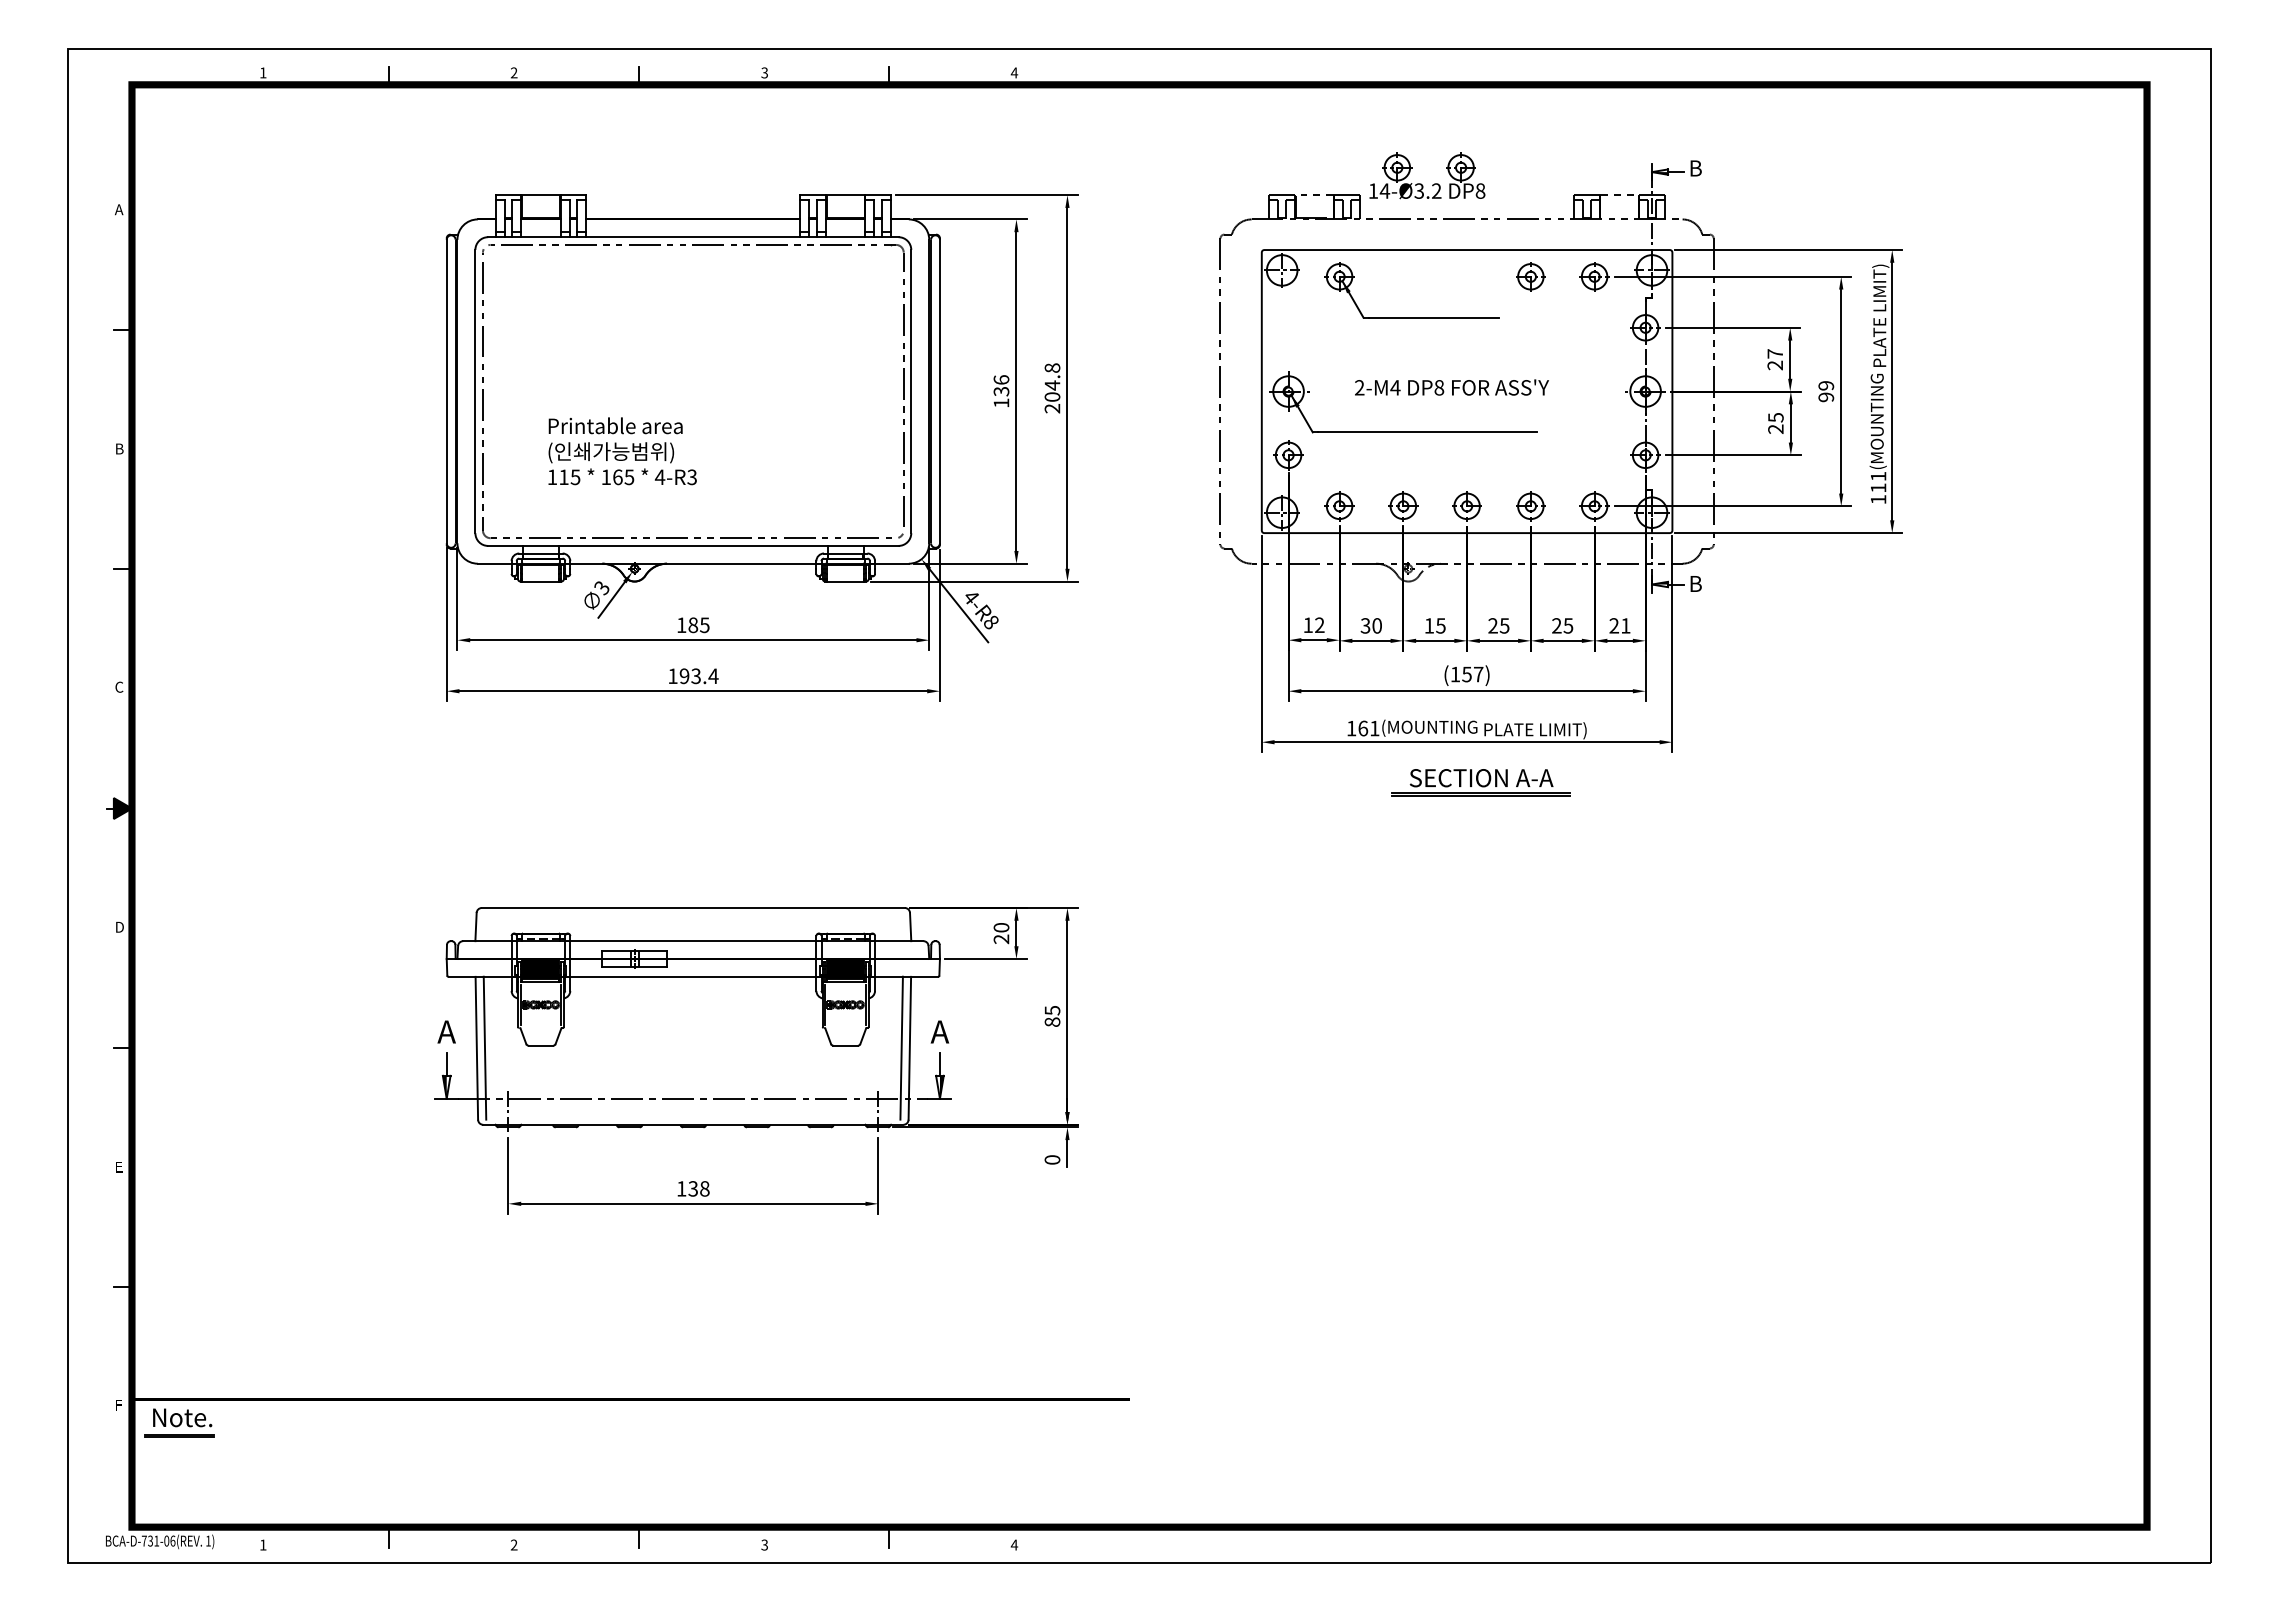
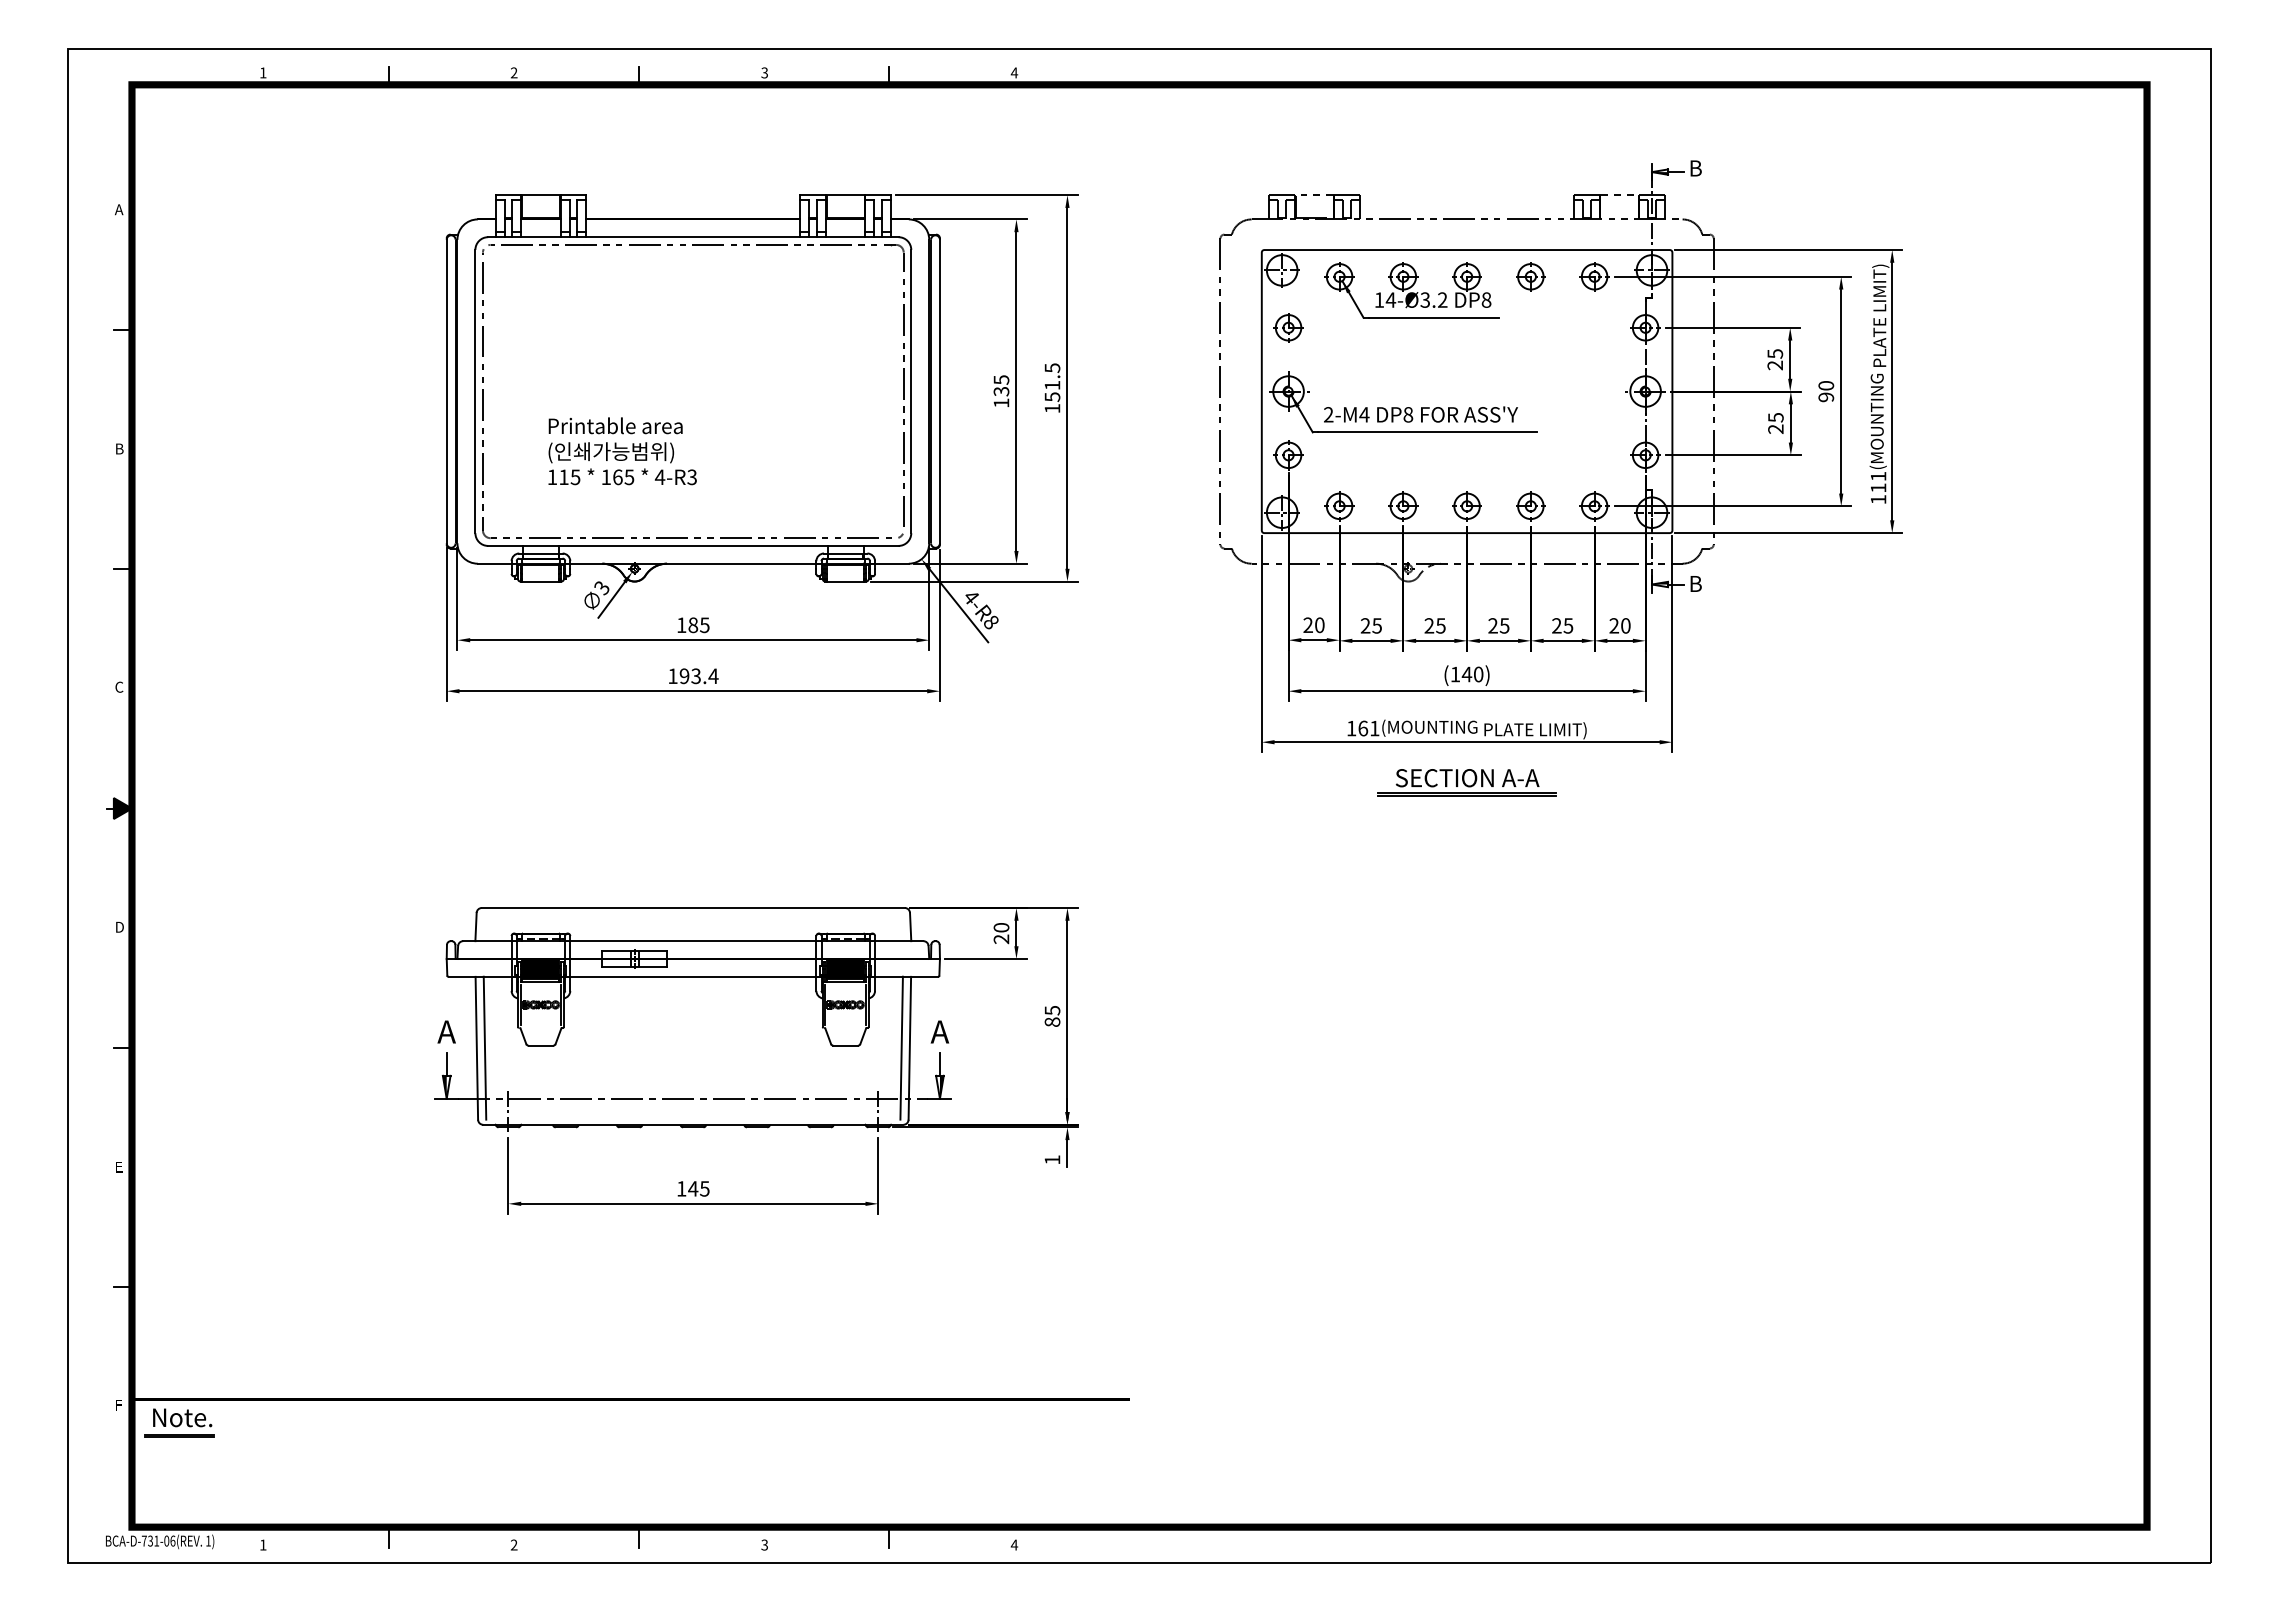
part position: (1421, 183) -> (1427, 292) (1427, 292)
part: none -> present (1288, 327)
text: 27 -> 25 (1775, 353)
text: 136 -> 135 (1001, 379)
text: 99 -> 90 (1826, 385)
text position: (1451, 387) -> (1420, 414) (1420, 414)
text: 204.8 -> 151.5 (1052, 388)
text: 12 -> 20 (1313, 625)
text: 30 -> 25 (1370, 625)
text: 15 -> 25 (1429, 625)
text: 21 -> 20 (1625, 625)
text: (157) -> (140) (1472, 674)
part position: (1480, 782) -> (1466, 782) (1466, 782)
text: 0 -> 1 (1052, 1159)
text: 138 -> 145 (698, 1188)
